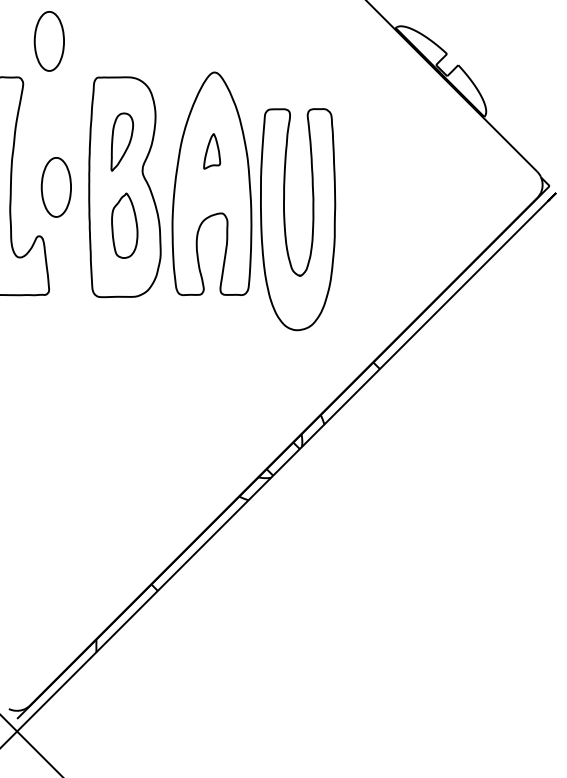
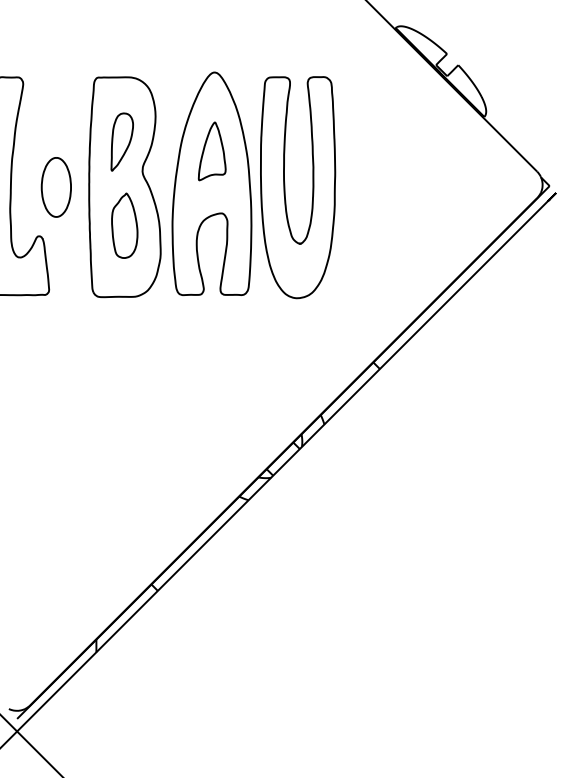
part: present -> none (48, 41)
part size: 19x37 px -> 30x61 px (211, 151)
part position: (285, 219) -> (285, 187) (285, 187)
